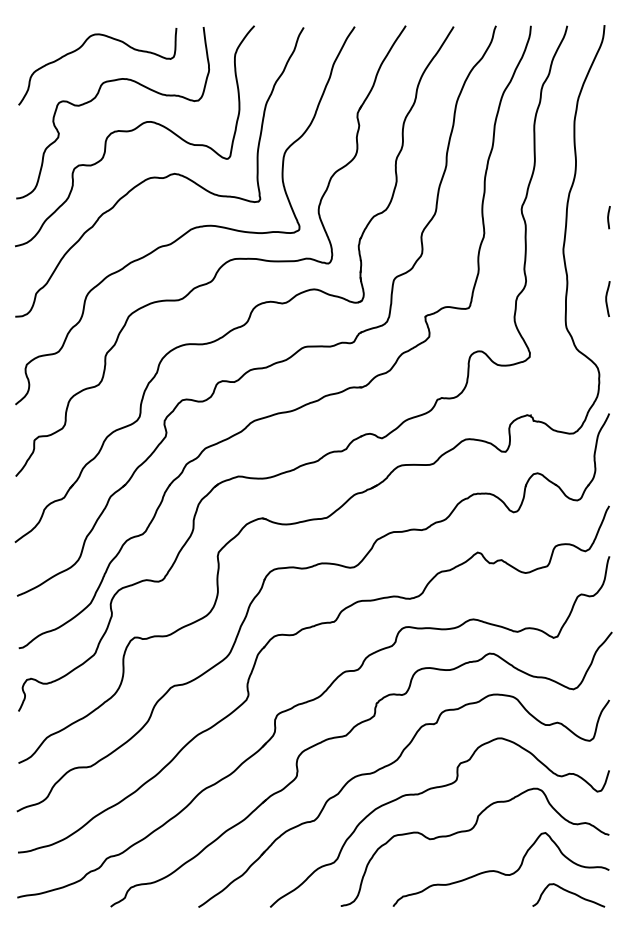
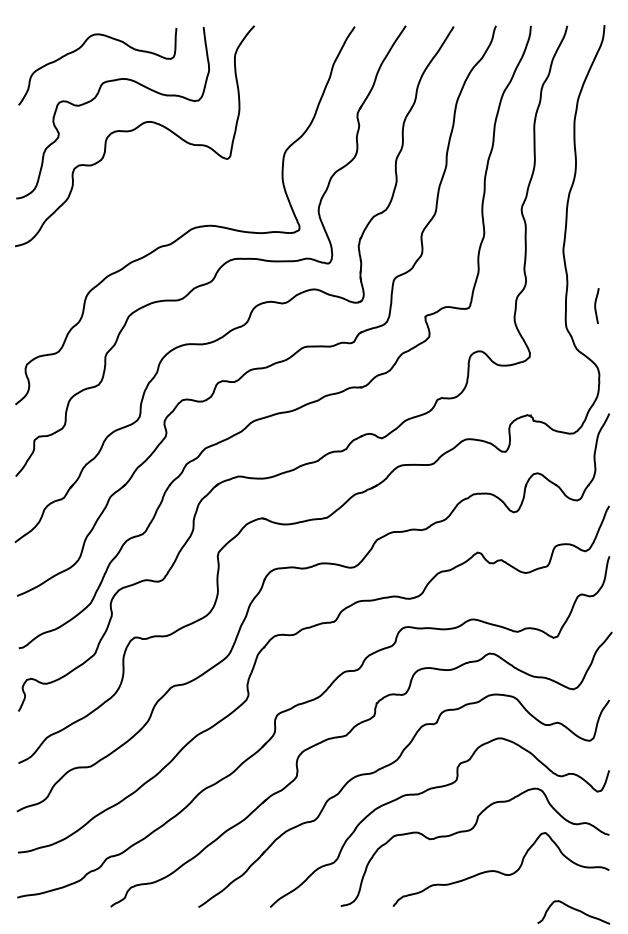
curve: present -> none (157, 176)
curve: present -> none (608, 217)
curve position: (607, 298) -> (596, 305) (596, 305)
curve position: (570, 893) -> (575, 910) (575, 910)
